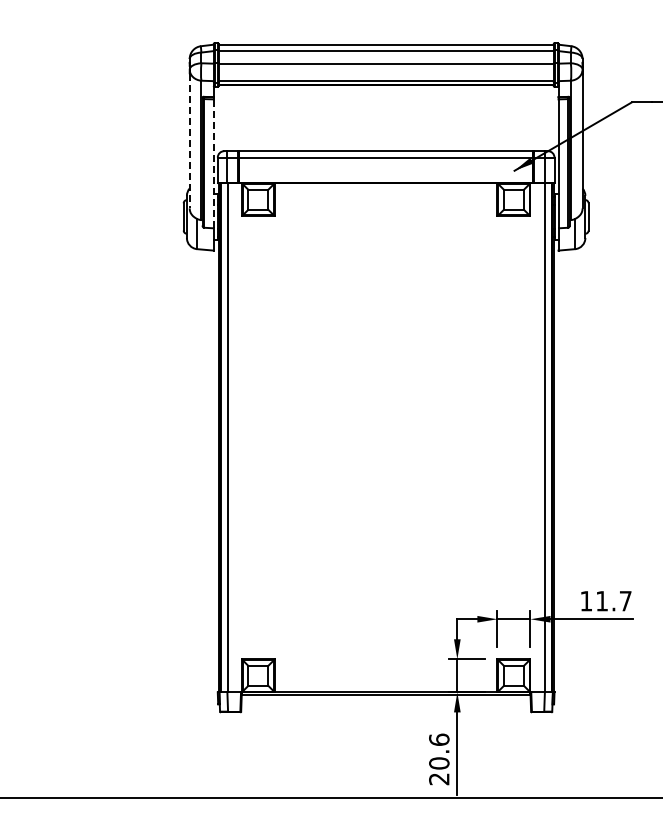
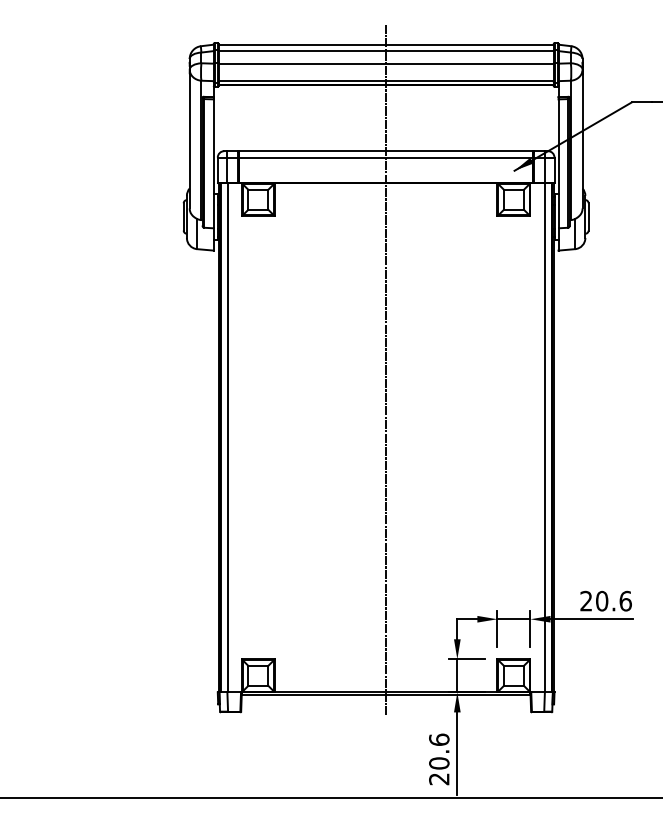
line: dashed -> solid (189, 141)
line: dashed -> solid (213, 163)
line: none -> present (386, 369)
text: 11.7 -> 20.6 (605, 600)
